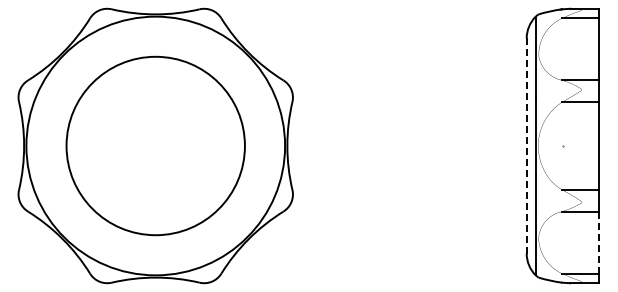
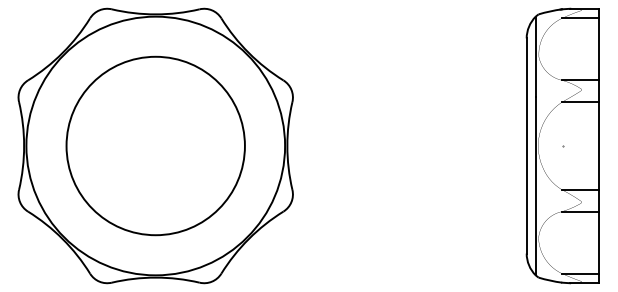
line: dashed -> solid (526, 146)
line: dashed -> solid (599, 243)
